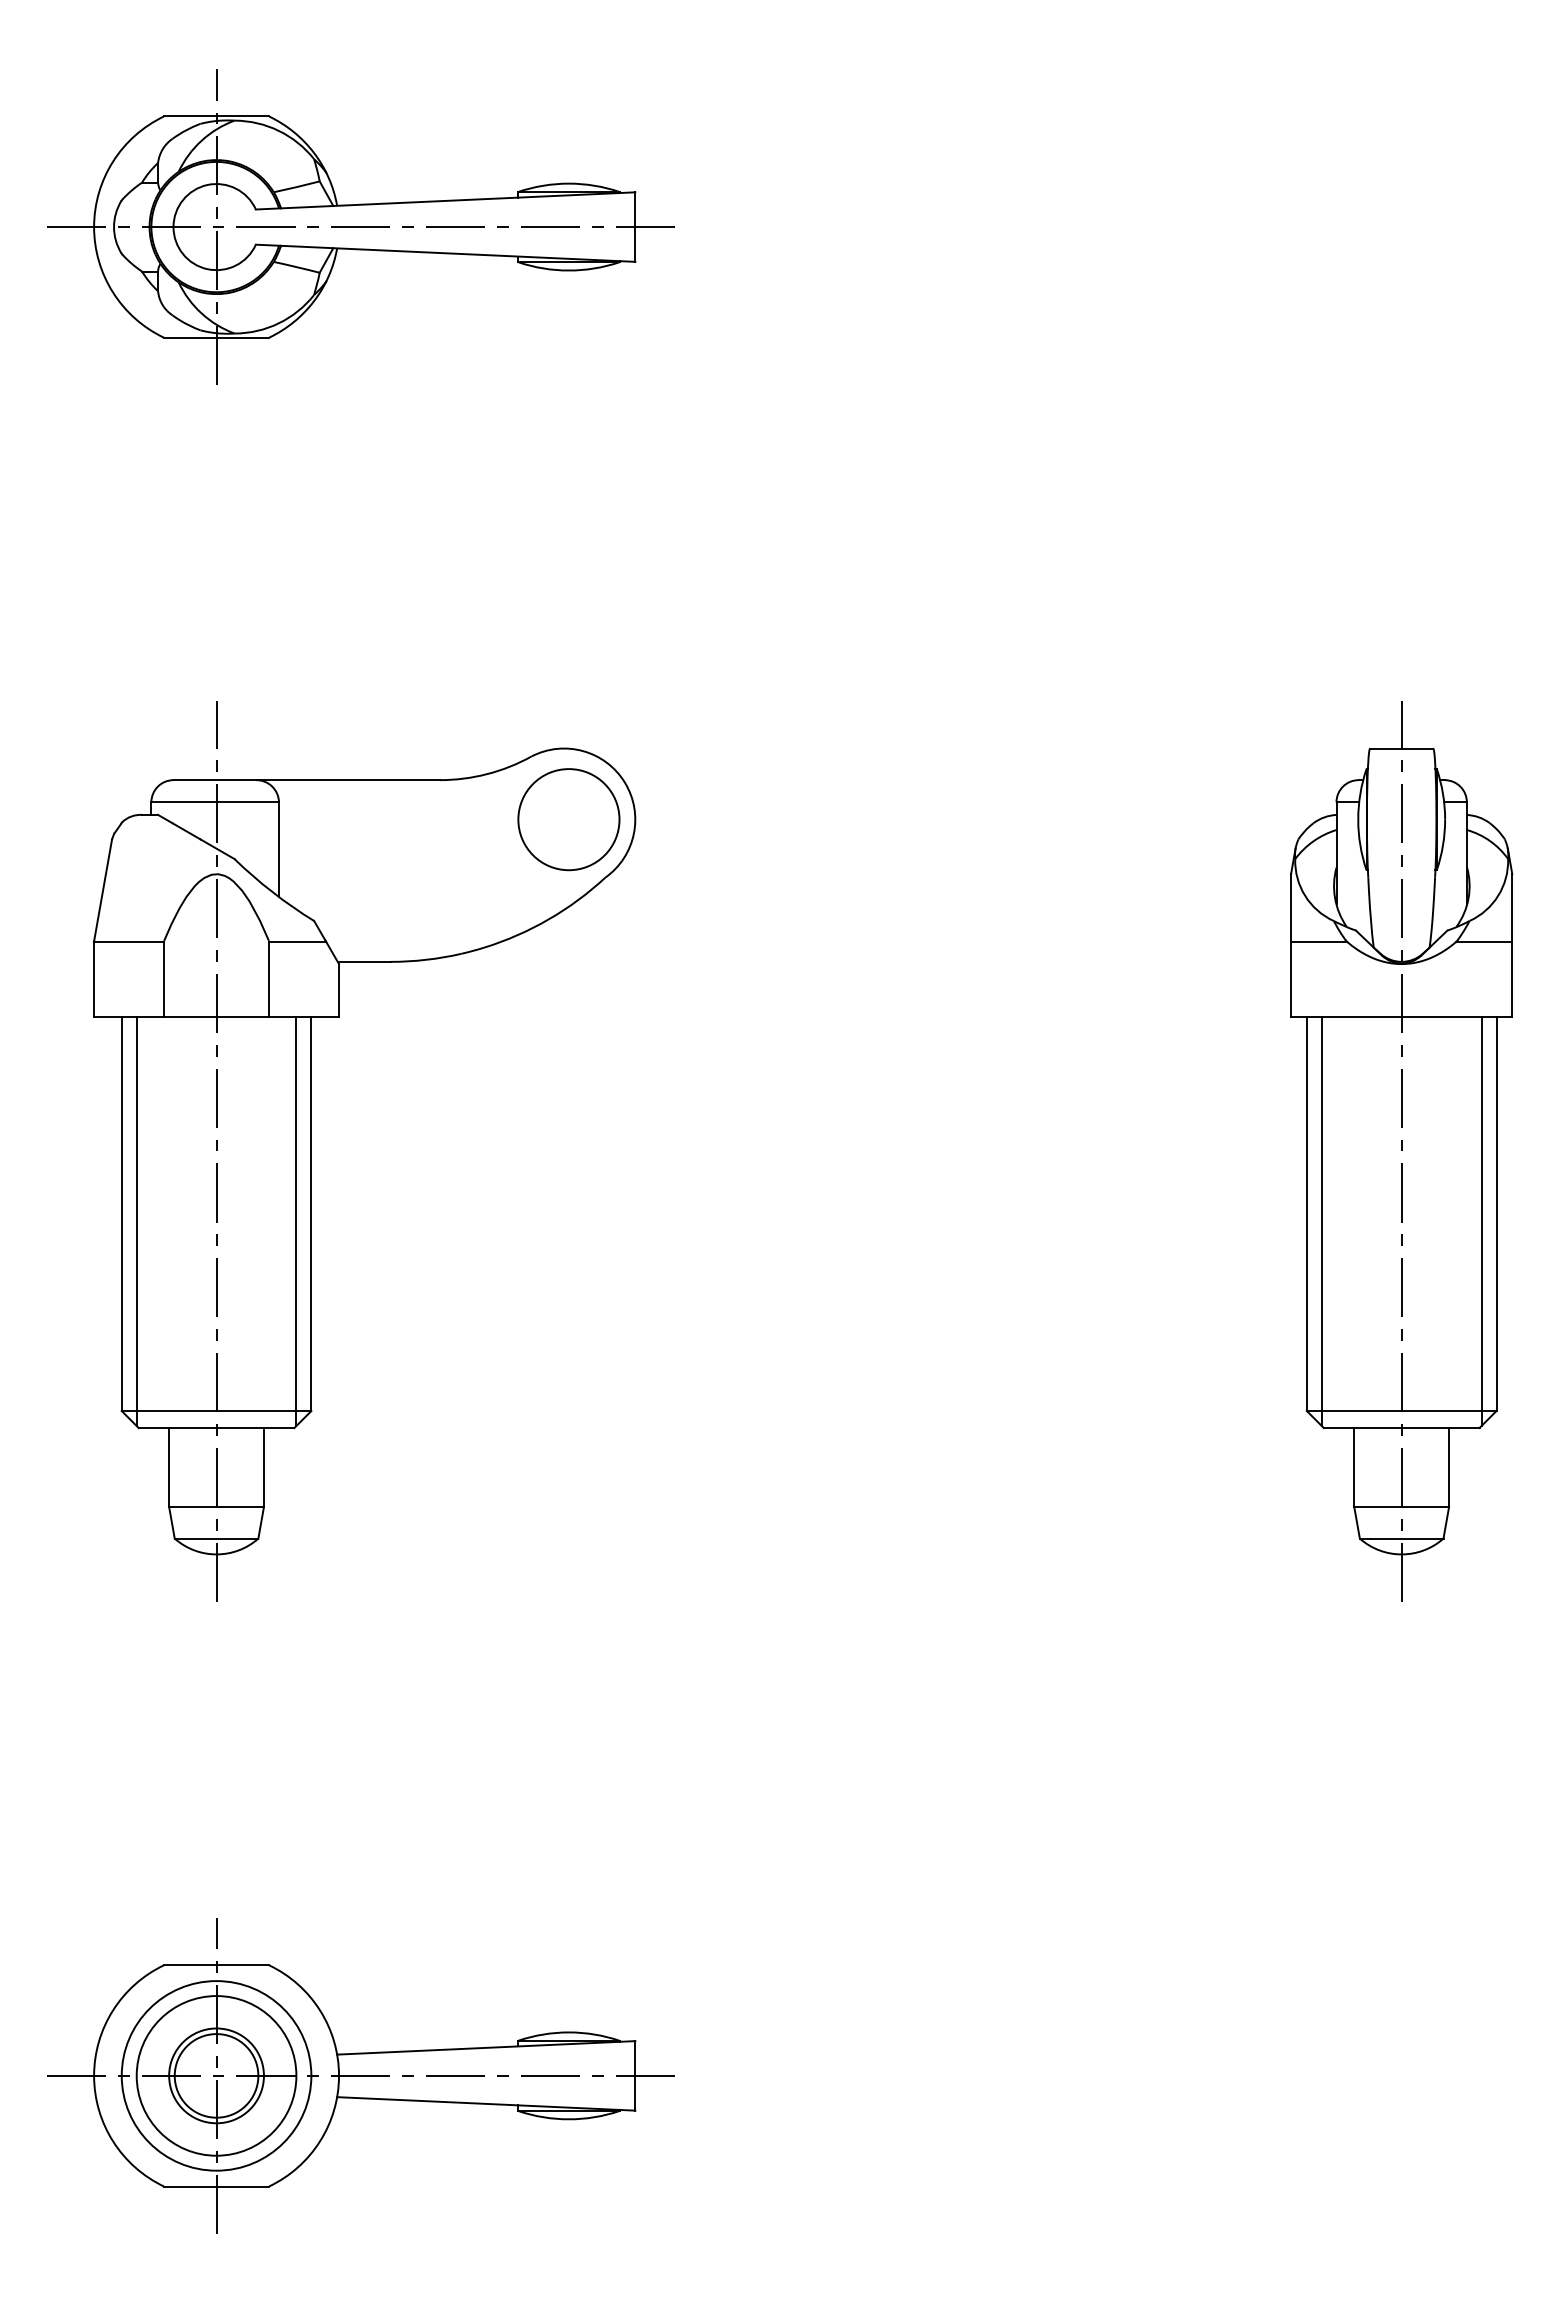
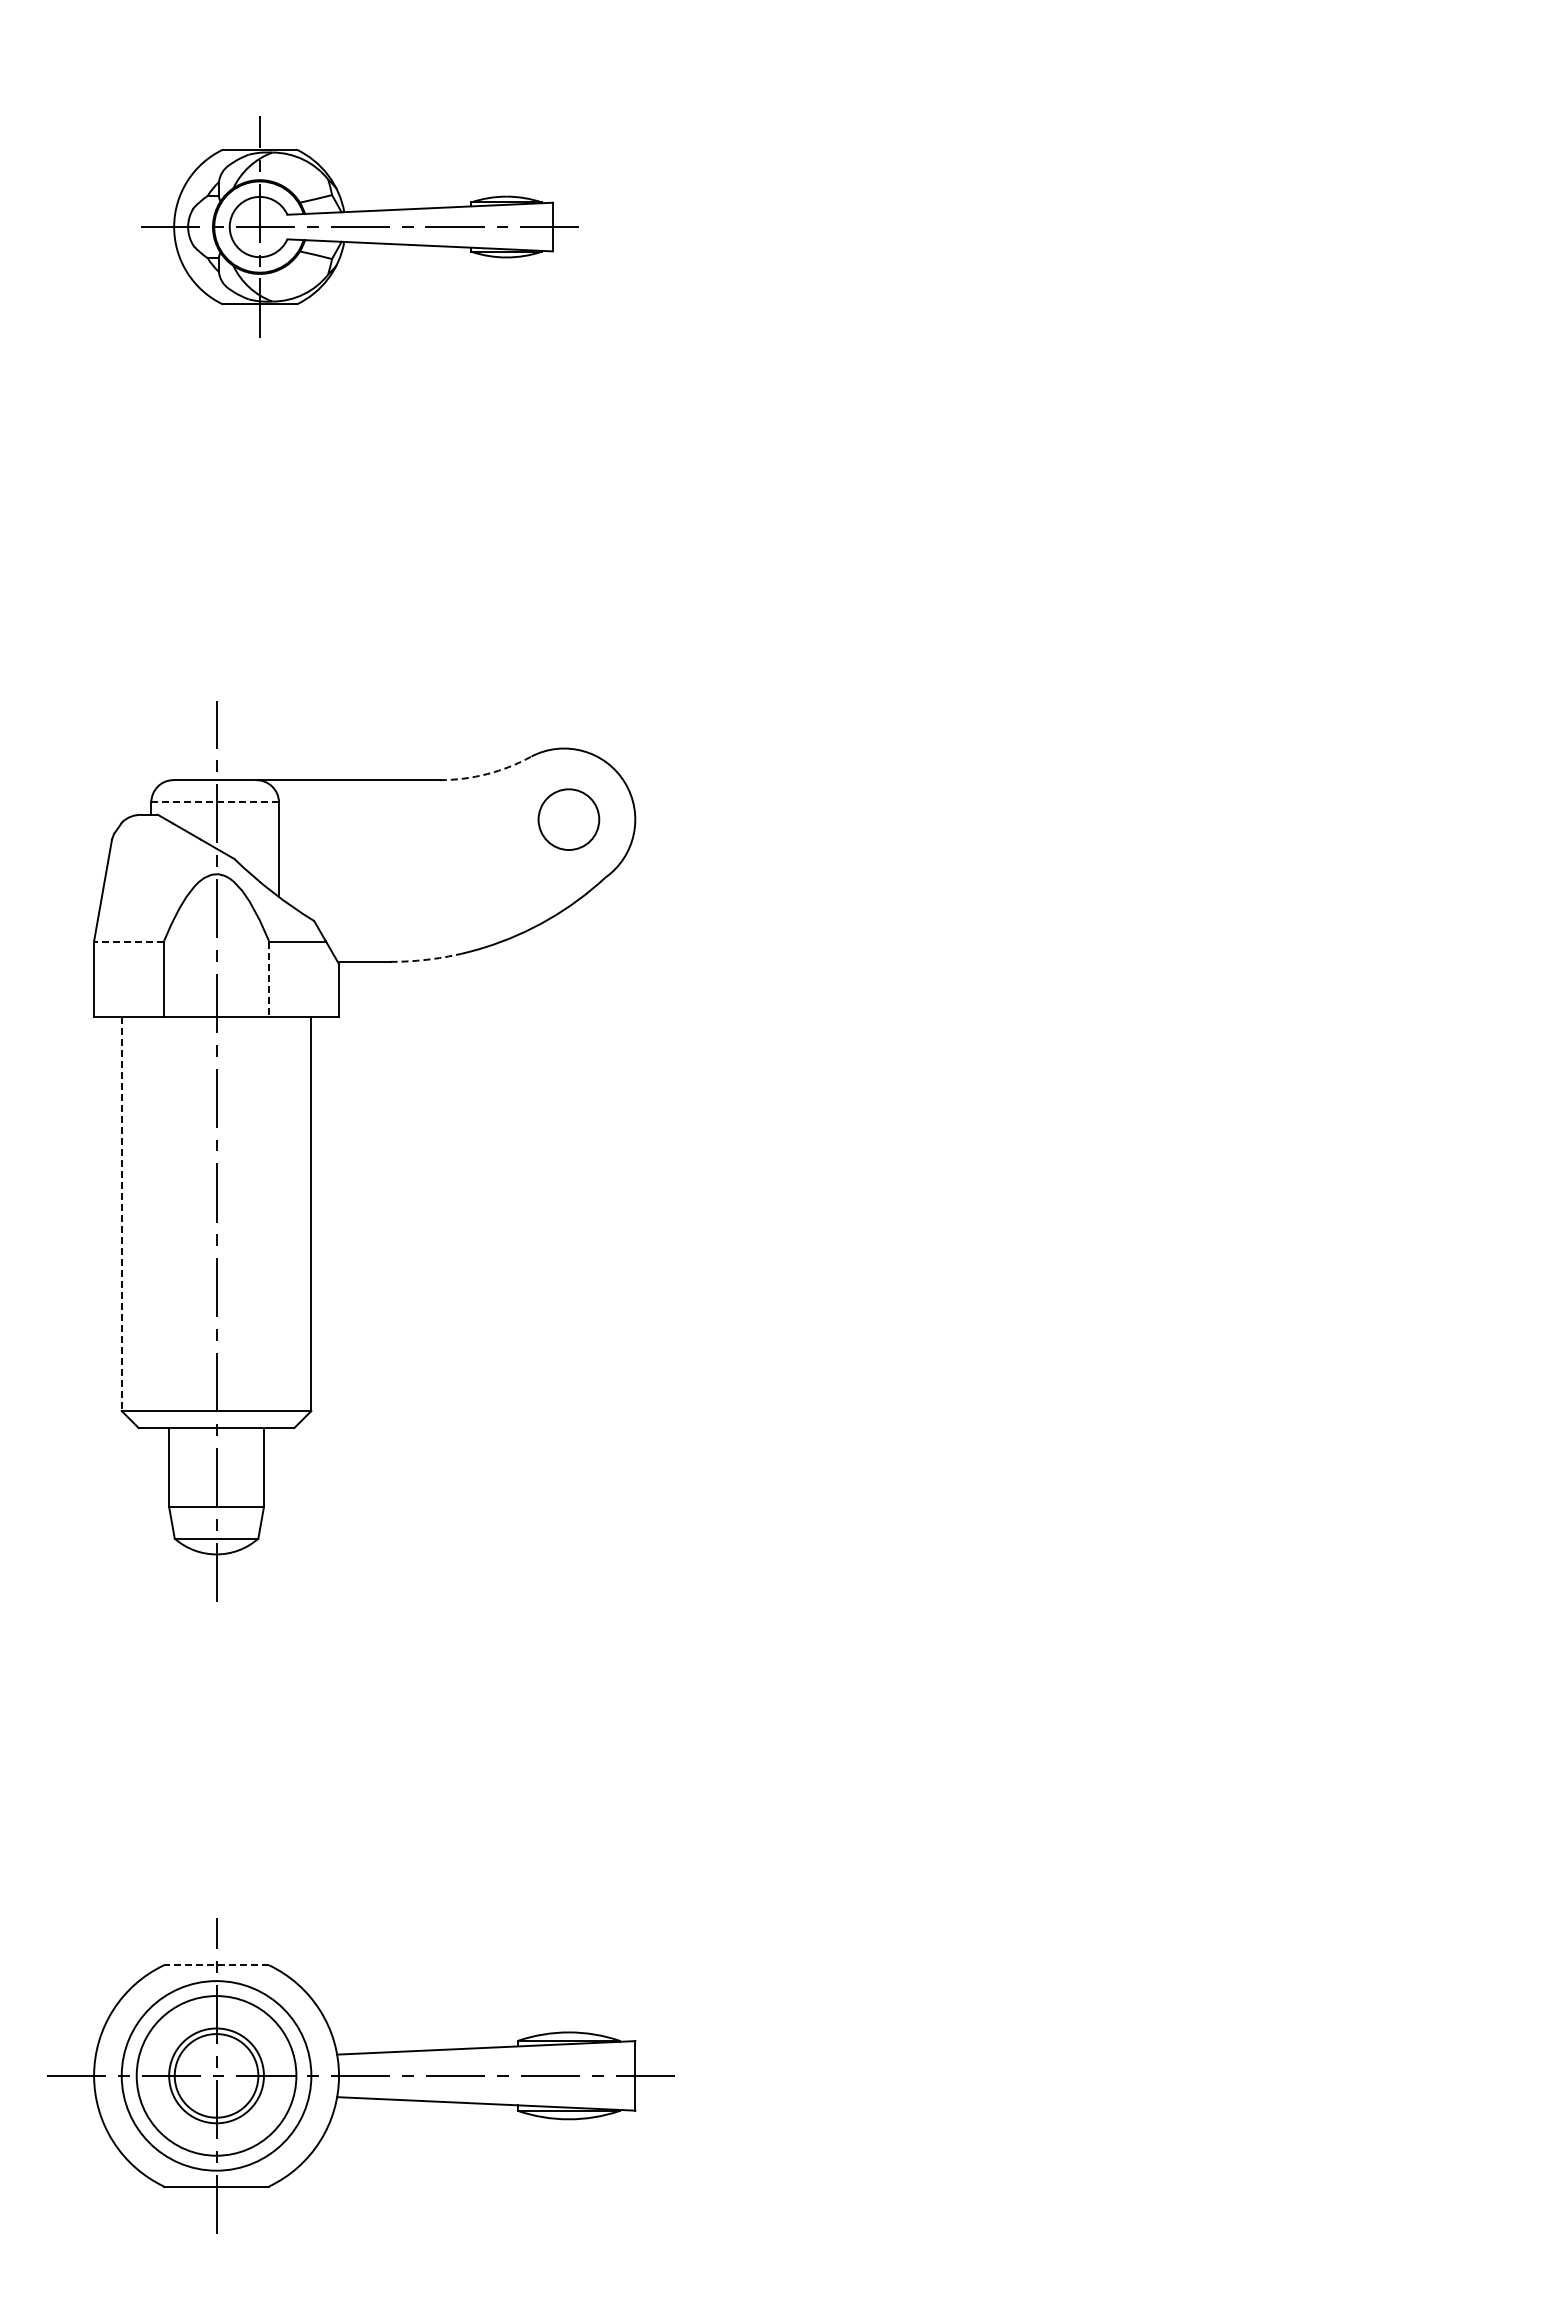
part size: 628x316 px -> 438x222 px (359, 226)
arc: solid -> dashed (487, 774)
line: solid -> dashed (215, 802)
circle diameter: 101 px -> 61 px (568, 819)
line: solid -> dashed (129, 942)
arc: solid -> dashed (426, 959)
line: solid -> dashed (269, 979)
part: present -> none (1401, 1151)
line: solid -> dashed (121, 1214)
line: present -> none (136, 1221)
line: present -> none (296, 1221)
line: solid -> dashed (216, 1965)
